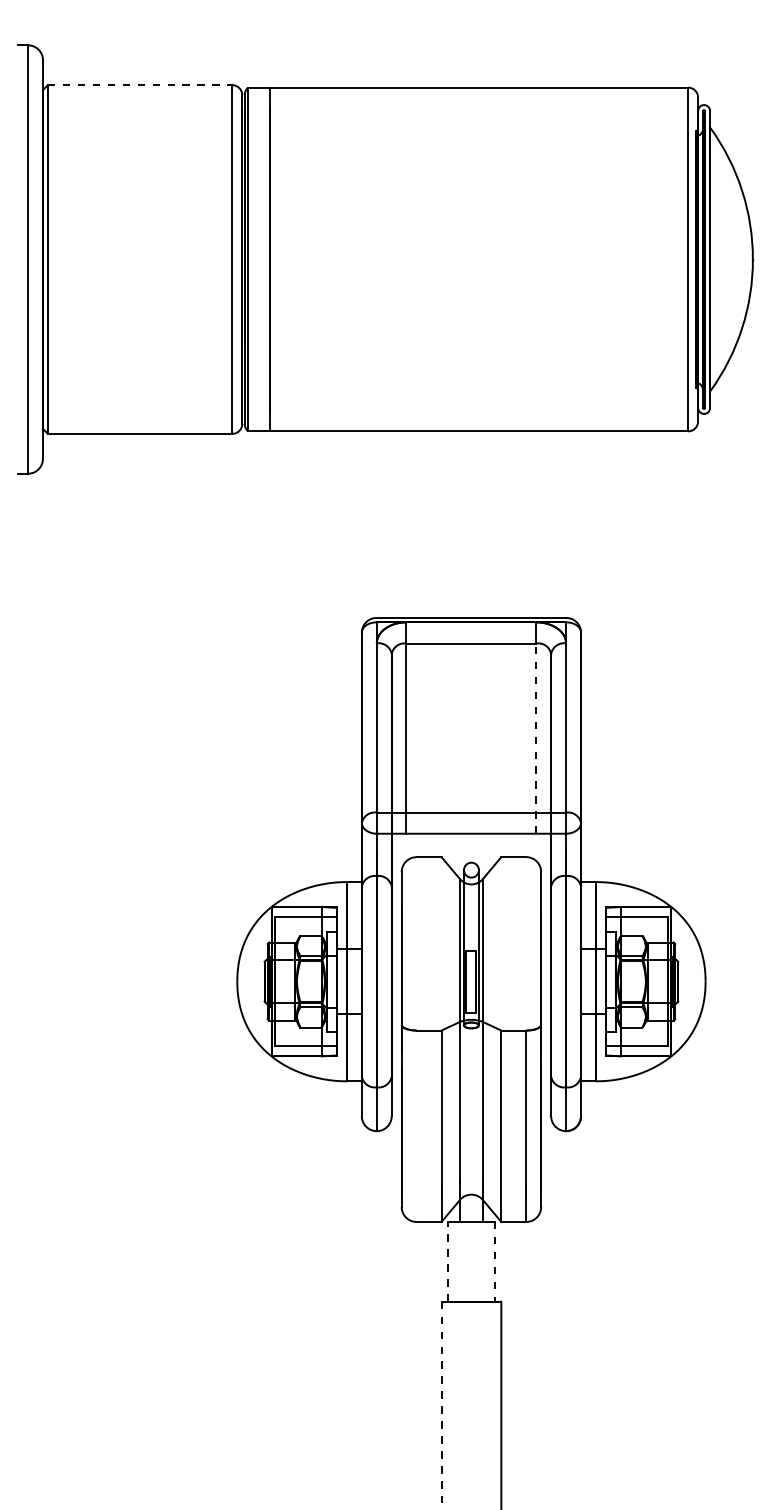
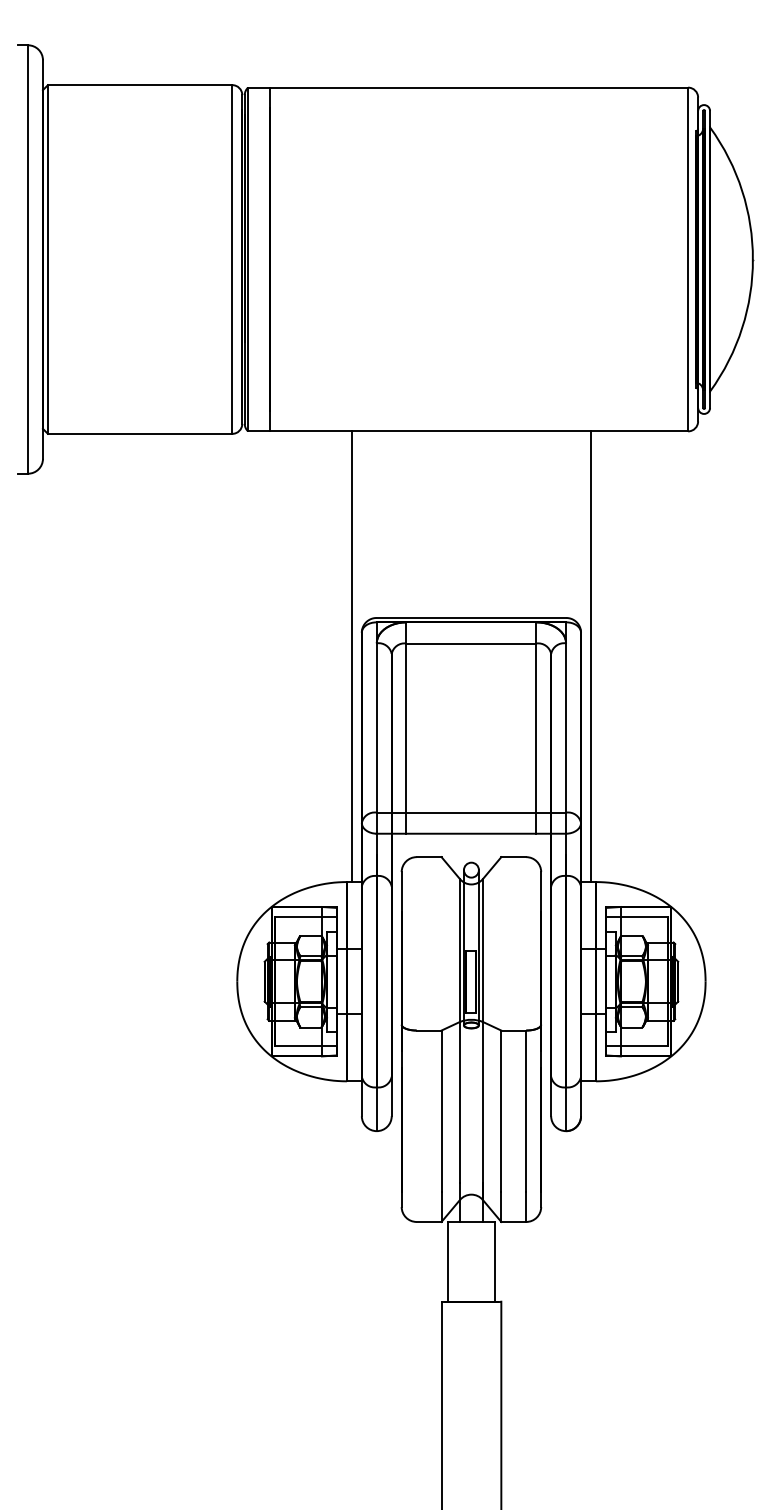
line: dashed -> solid (140, 85)
line: none -> present (351, 656)
line: none -> present (591, 656)
line: dashed -> solid (536, 738)
line: dashed -> solid (447, 1261)
line: dashed -> solid (495, 1261)
line: dashed -> solid (441, 1405)
